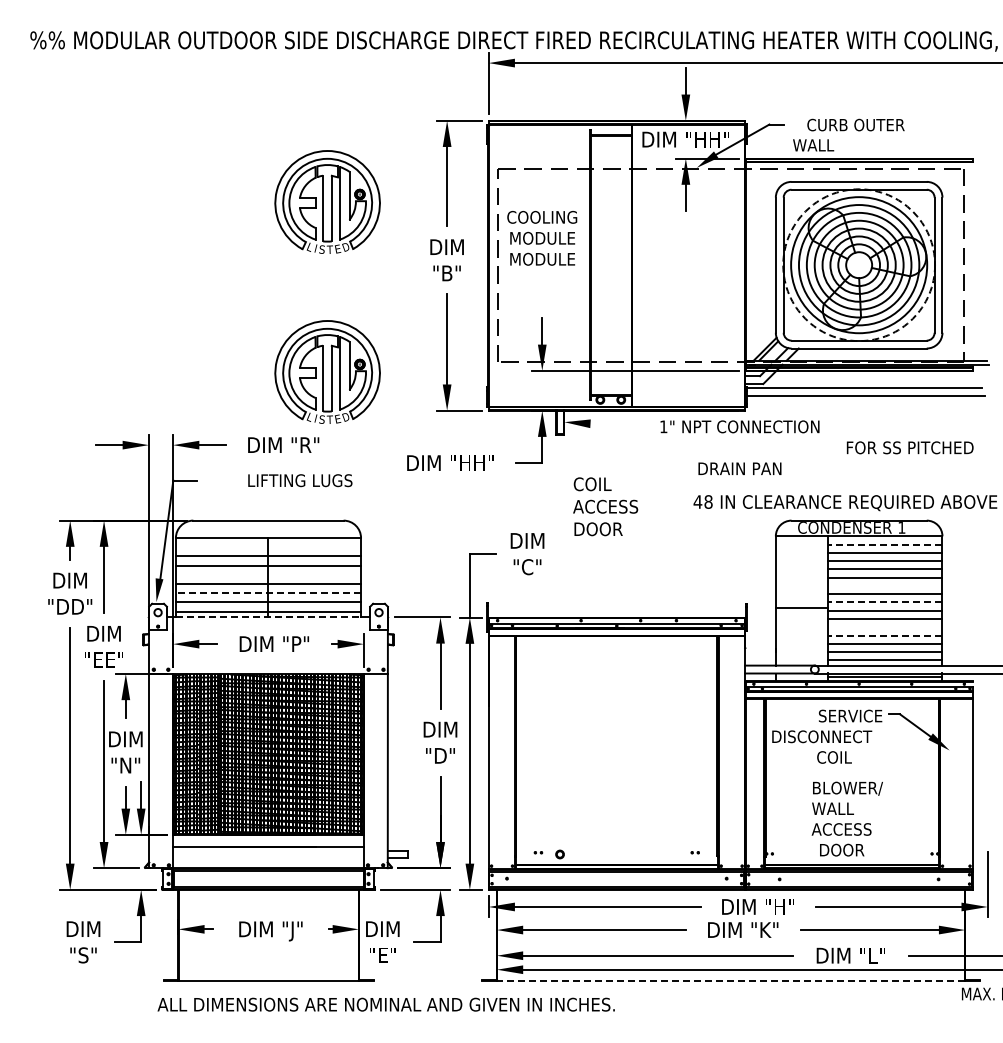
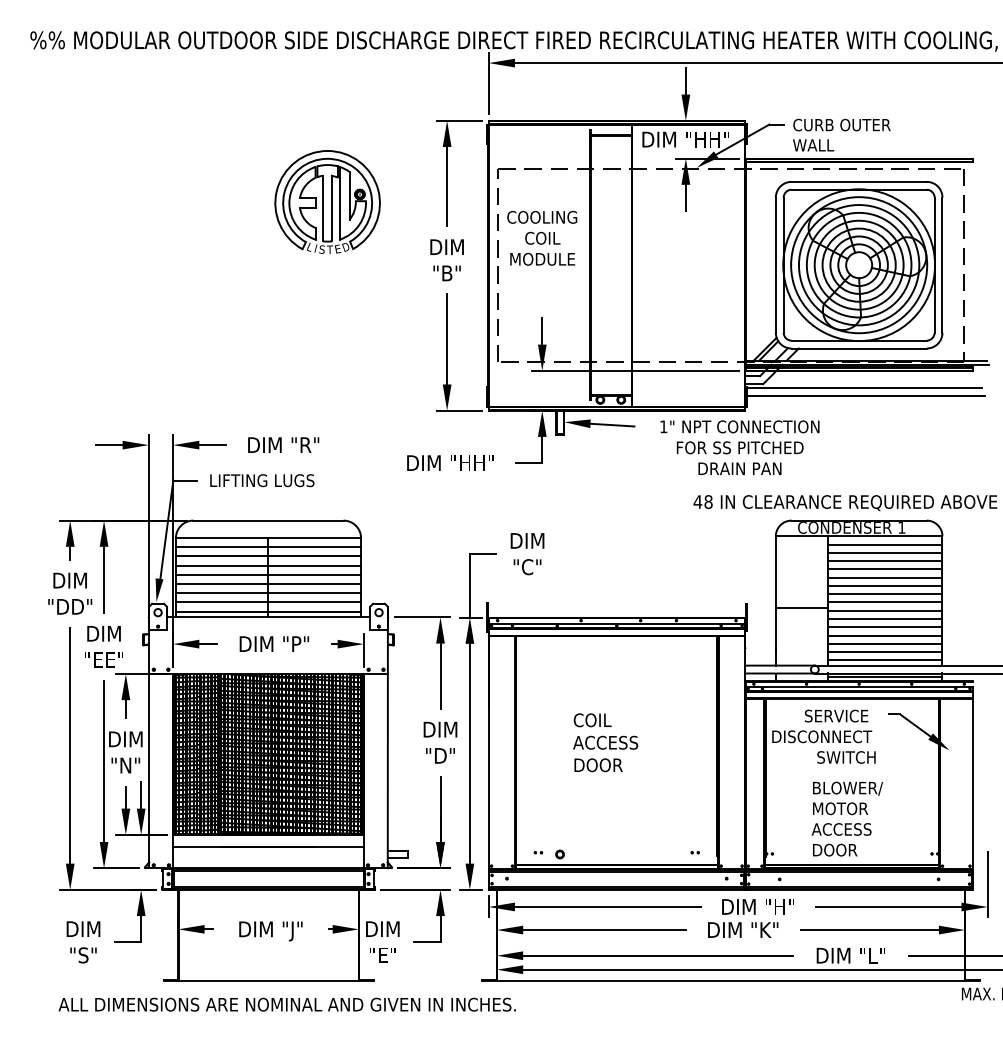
text position: (855, 124) -> (841, 124) (841, 124)
text: MODULE -> COIL (542, 237)
circle: dashed -> solid (859, 265)
part: present -> none (327, 371)
line: none -> present (612, 424)
text position: (909, 447) -> (739, 447) (739, 447)
text position: (300, 480) -> (262, 480) (262, 480)
text position: (605, 506) -> (605, 742) (605, 742)
line: dashed -> solid (884, 544)
line: none -> present (268, 547)
line: none -> present (268, 574)
line: none -> present (884, 585)
line: dashed -> solid (268, 593)
line: dashed -> solid (884, 602)
line: dashed -> solid (268, 617)
line: none -> present (884, 627)
line: dashed -> solid (884, 635)
text position: (850, 715) -> (836, 715) (836, 715)
text: COIL -> SWITCH (846, 757)
text: WALL -> MOTOR (840, 808)
text position: (842, 849) -> (835, 849) (835, 849)
line: dashed -> solid (731, 980)
text position: (385, 1004) -> (286, 1004) (286, 1004)
